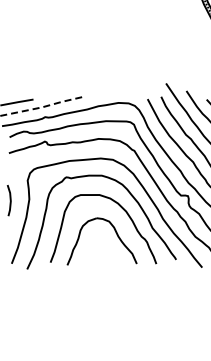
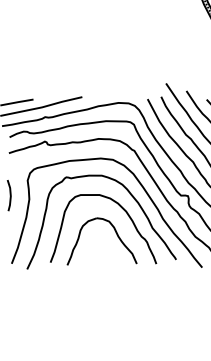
line: dashed -> solid (42, 107)
line position: (9, 200) -> (9, 195) (9, 195)
